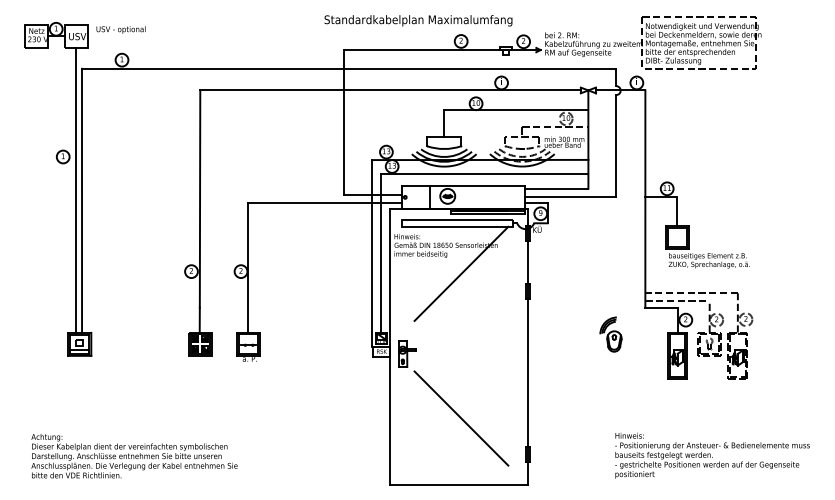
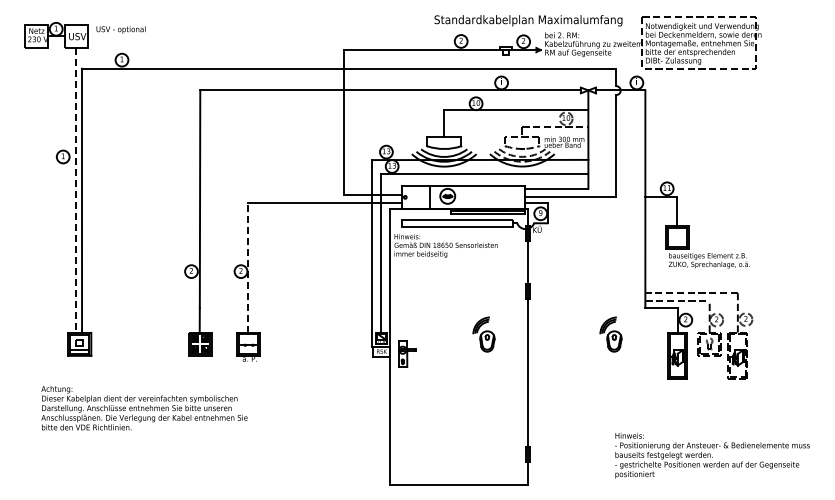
text position: (418, 20) -> (528, 20) (528, 20)
line: solid -> dashed (76, 190)
line: solid -> dashed (247, 267)
line: present -> none (461, 273)
part: none -> present (483, 334)
line: present -> none (461, 418)
text position: (134, 456) -> (144, 408) (144, 408)
